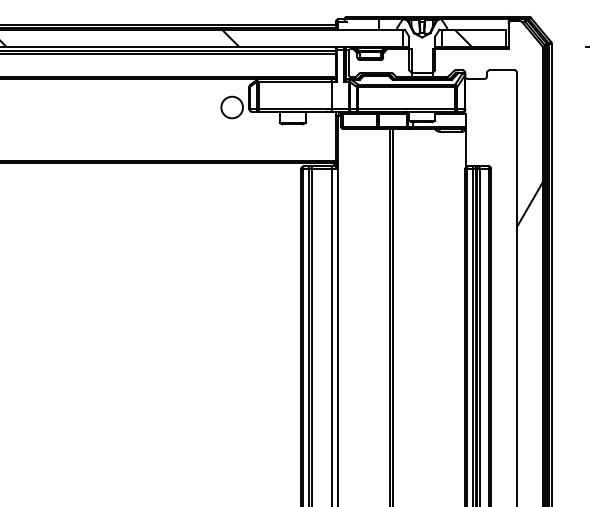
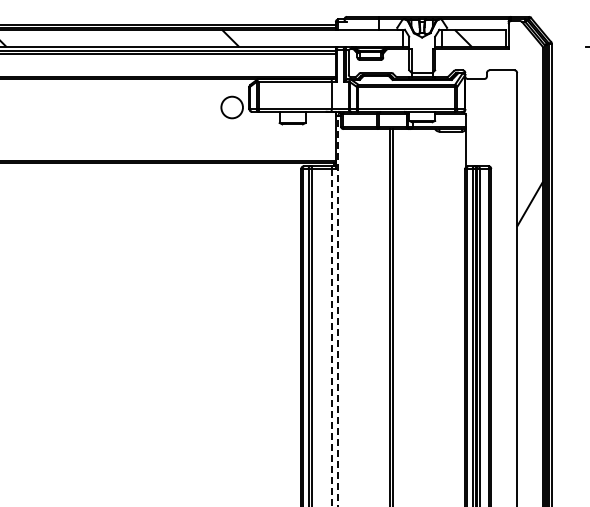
line: solid -> dashed (338, 311)
line: solid -> dashed (332, 337)
